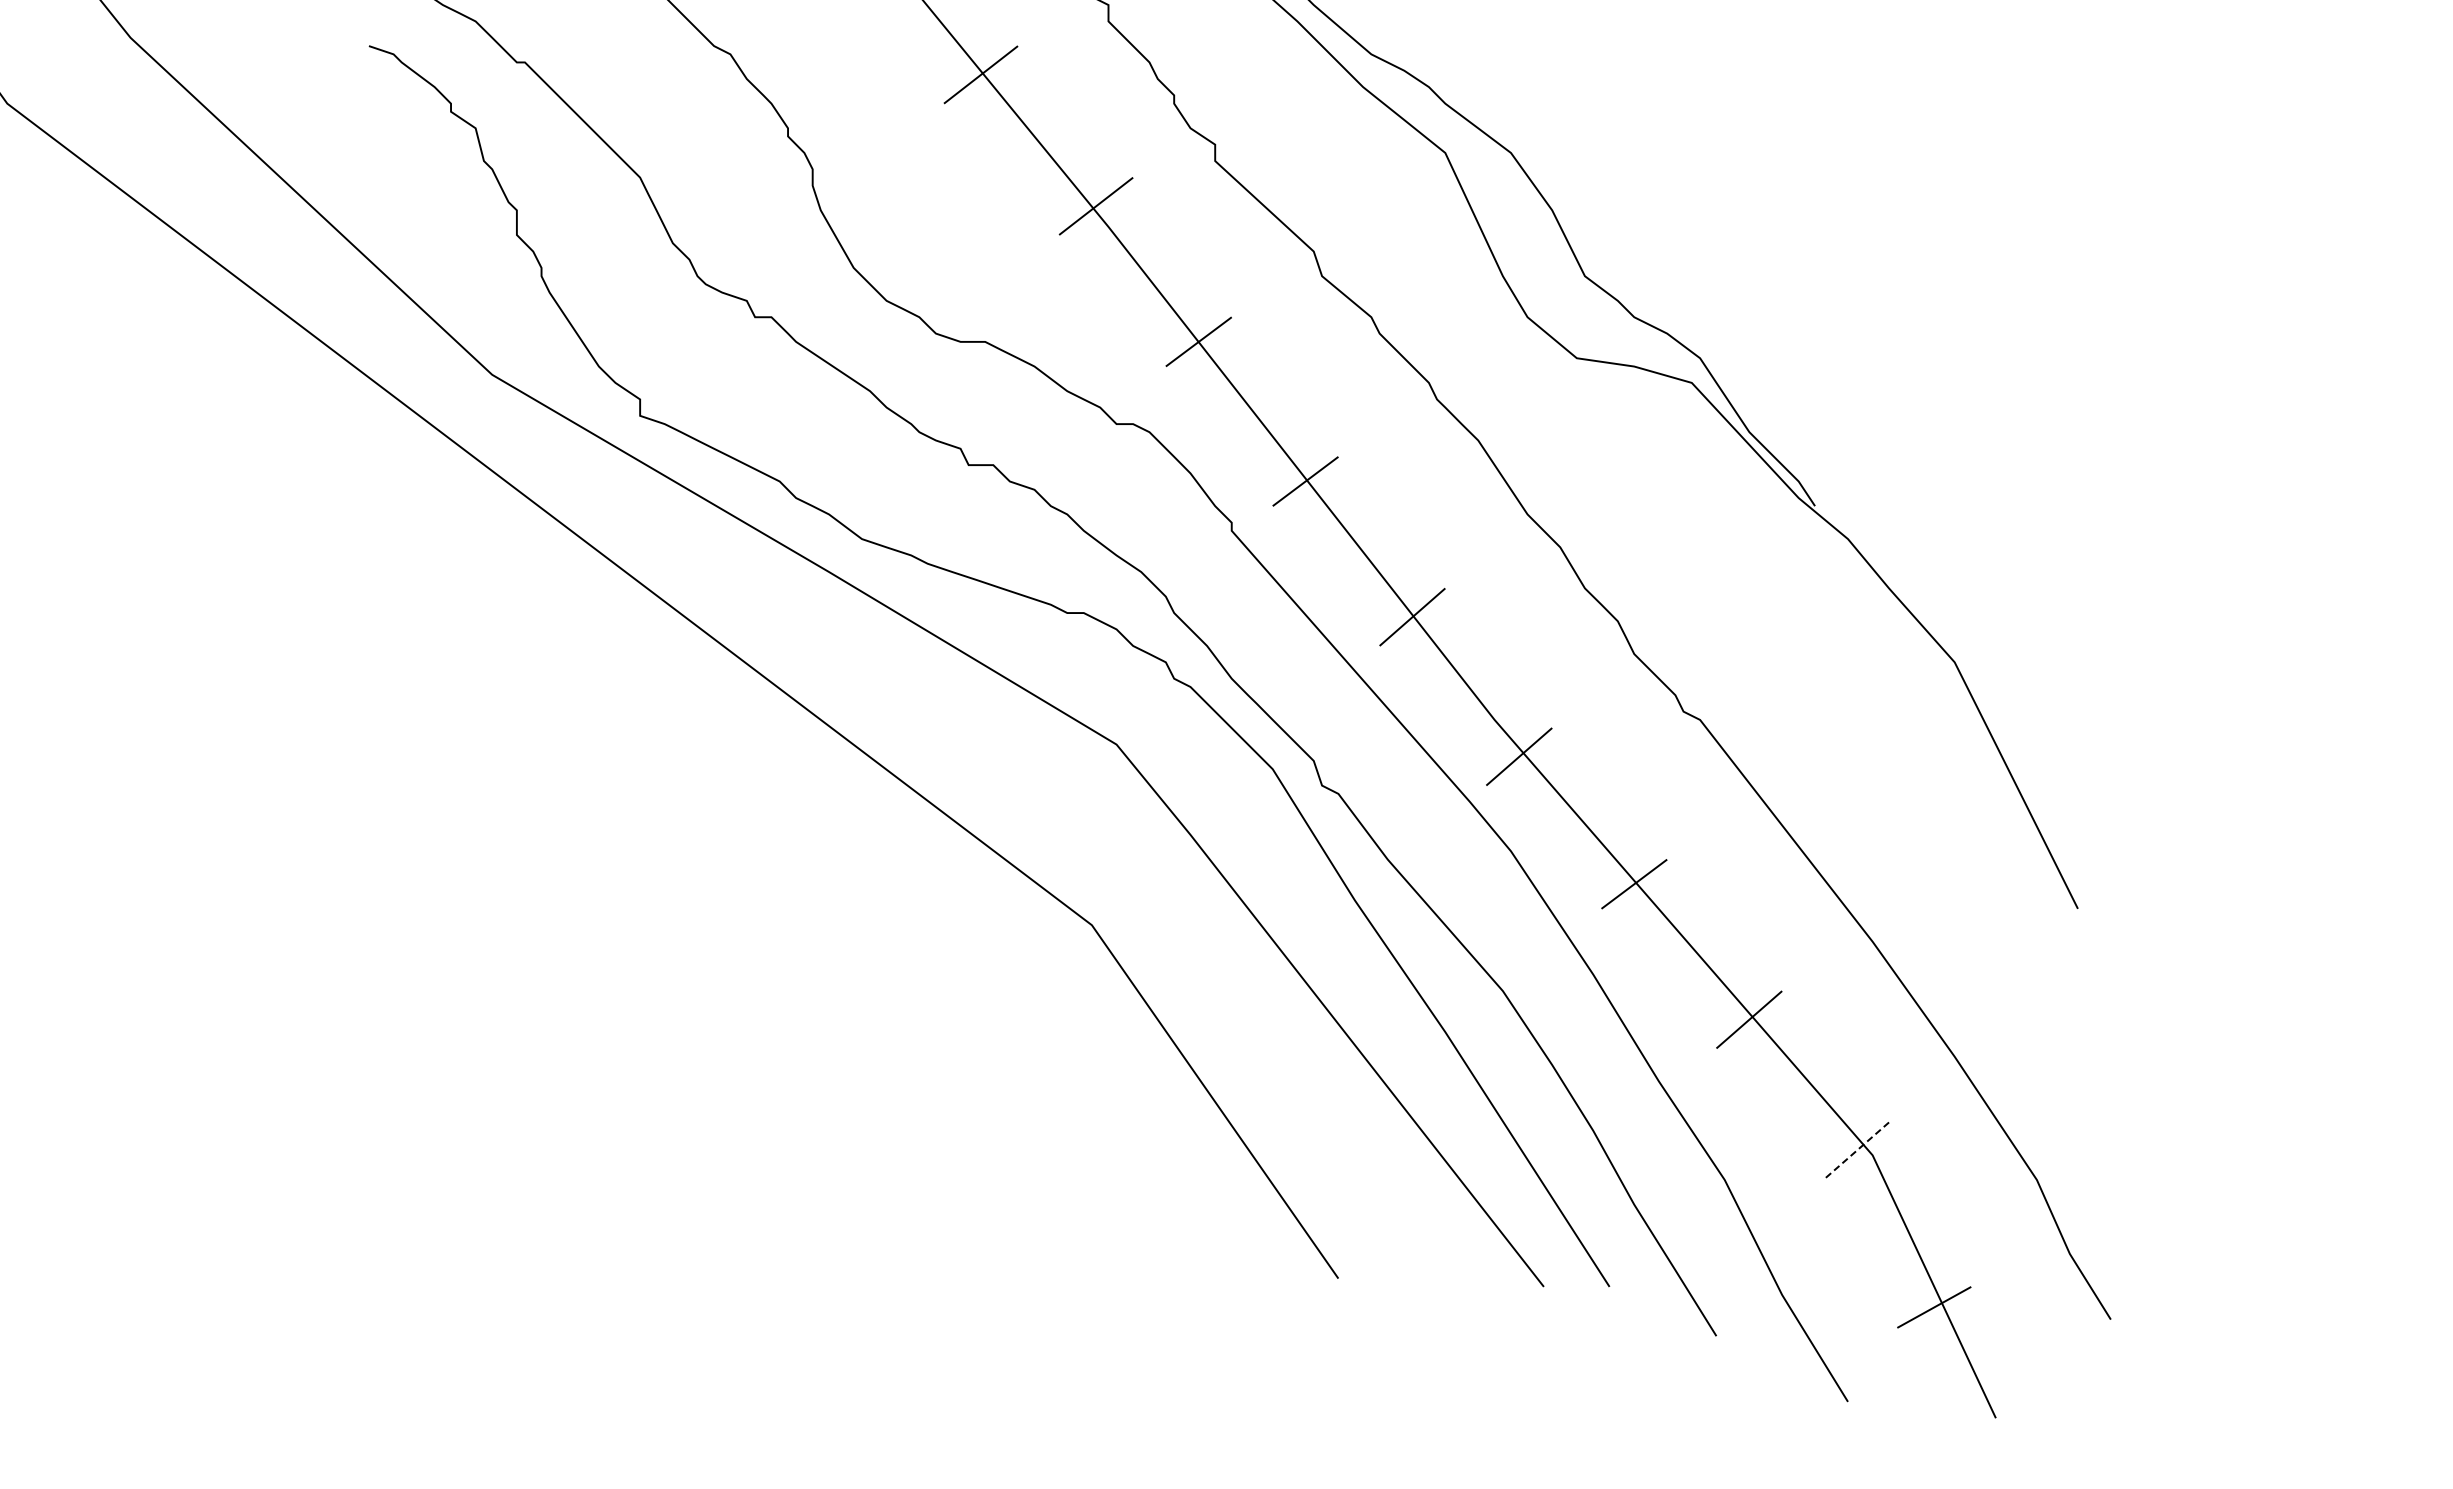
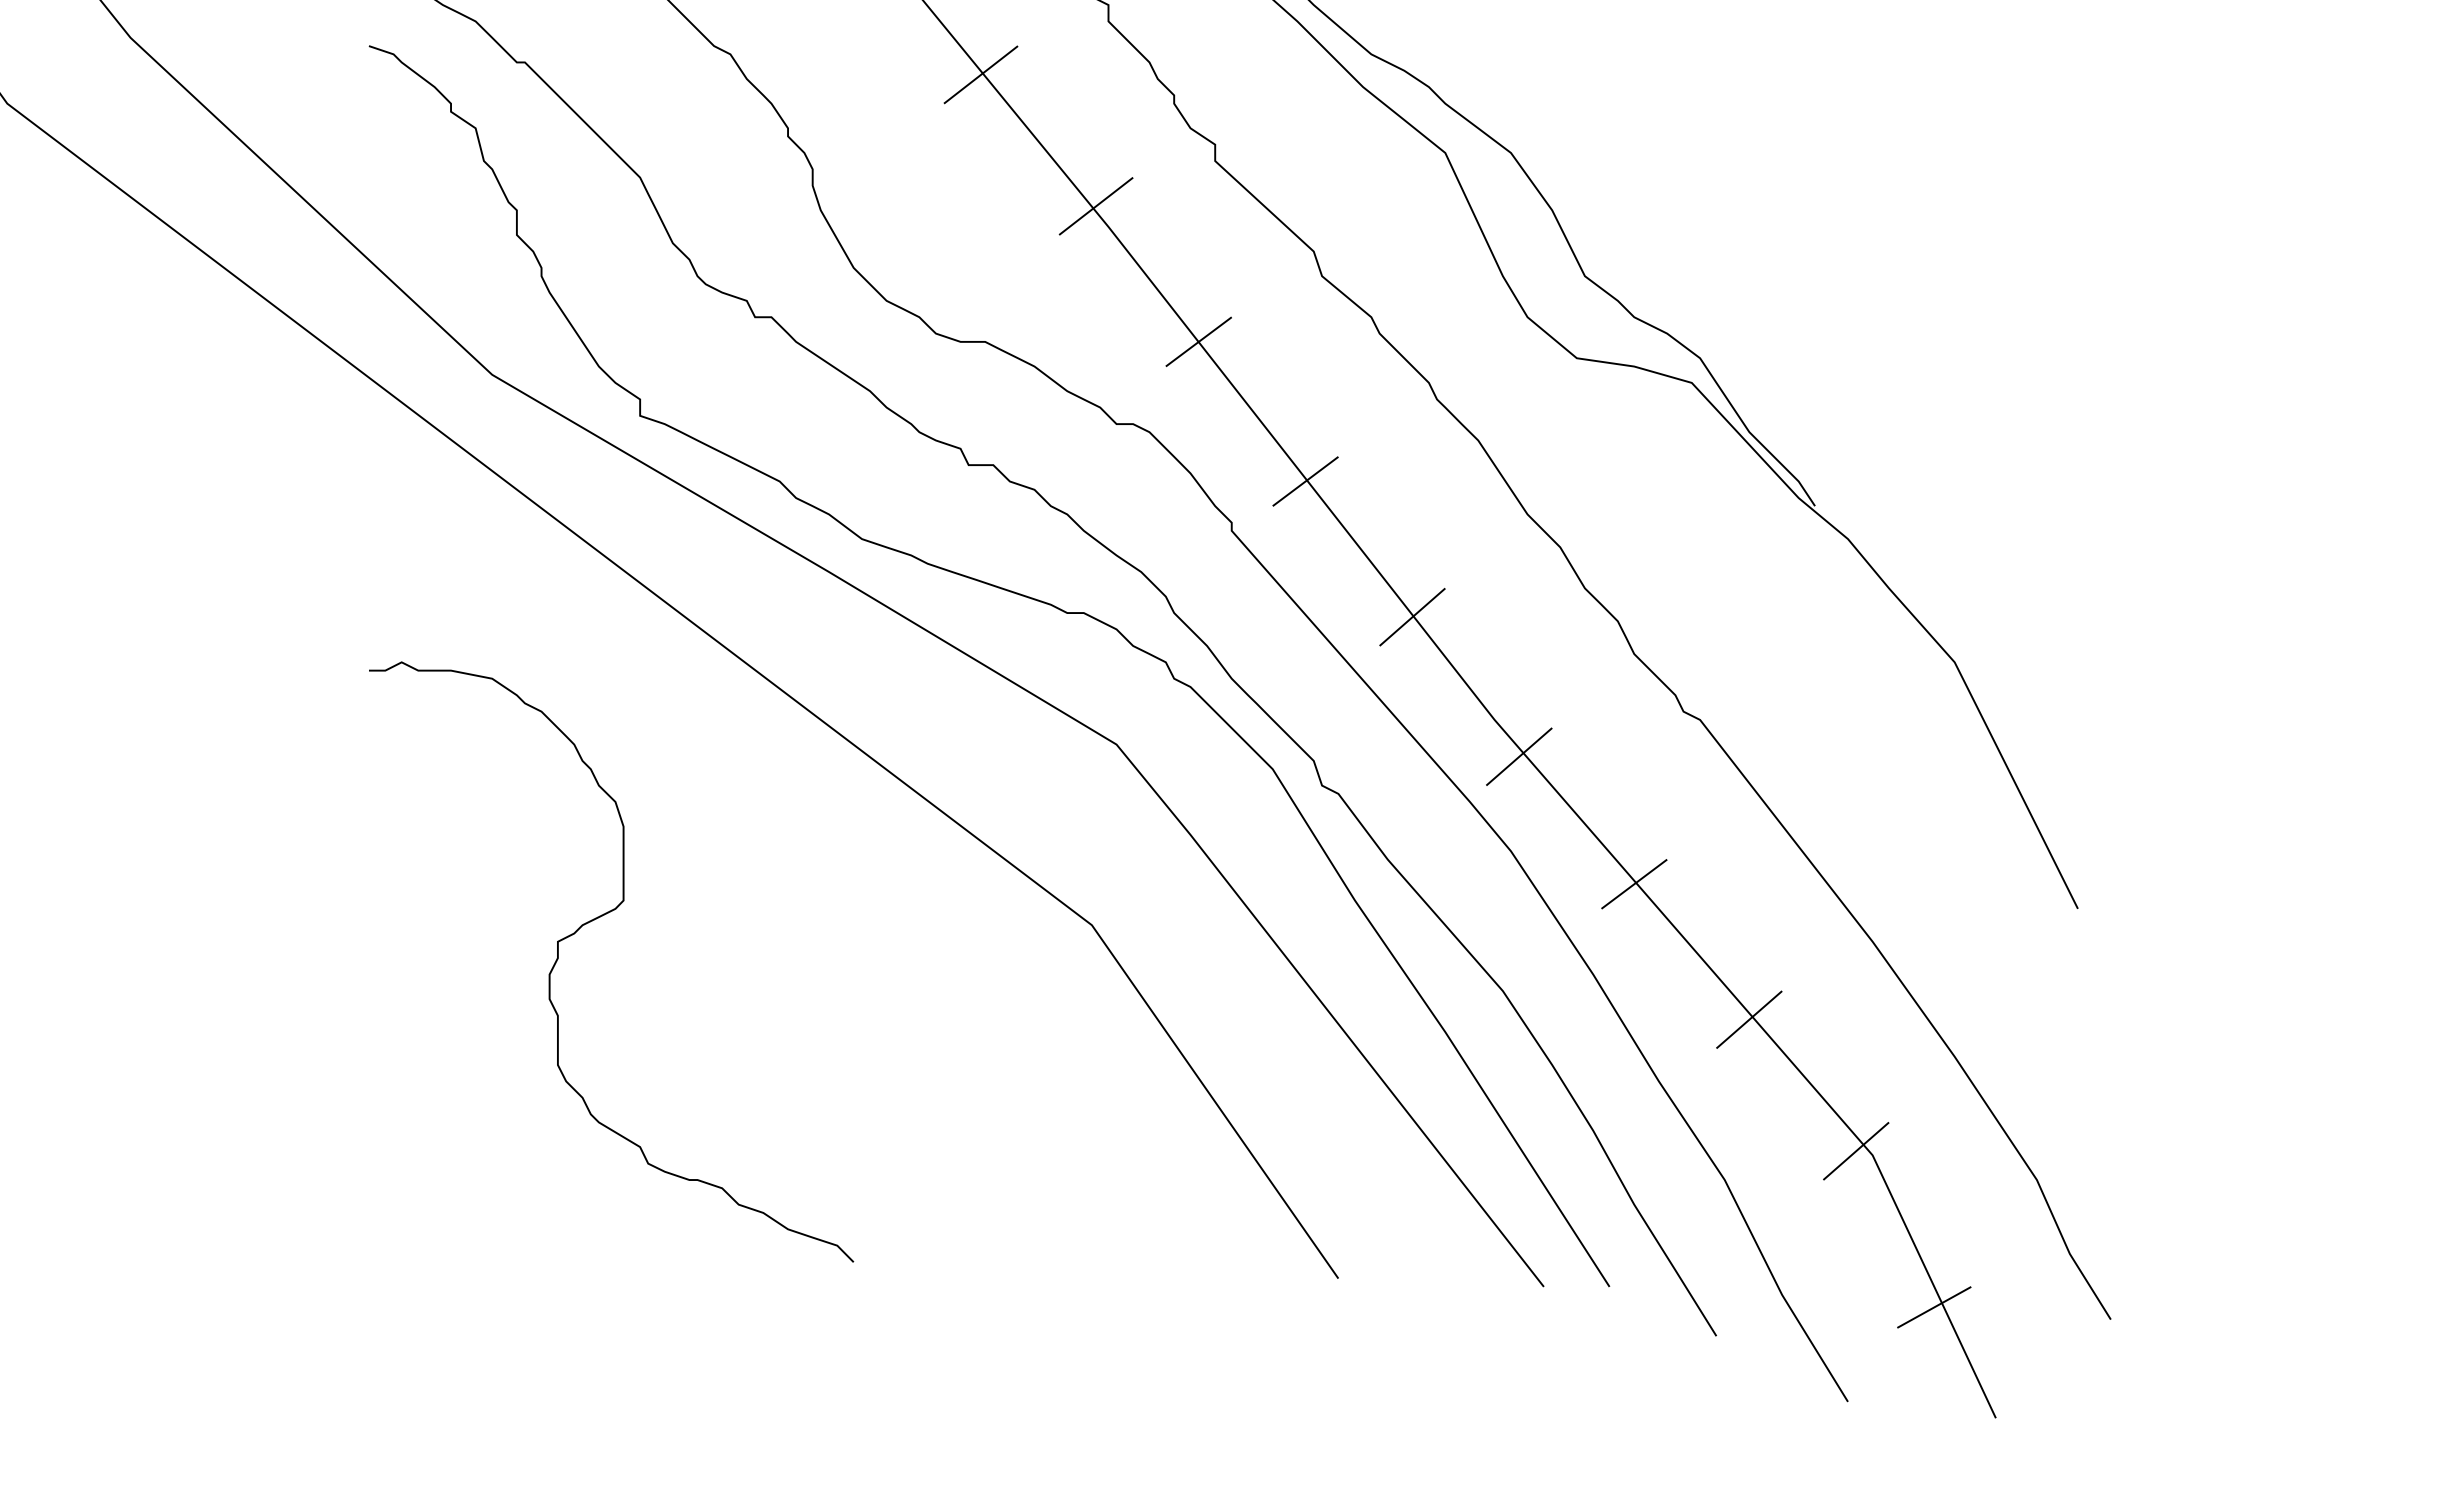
curve: none -> present (592, 921)
line: dashed -> solid (1856, 1151)
